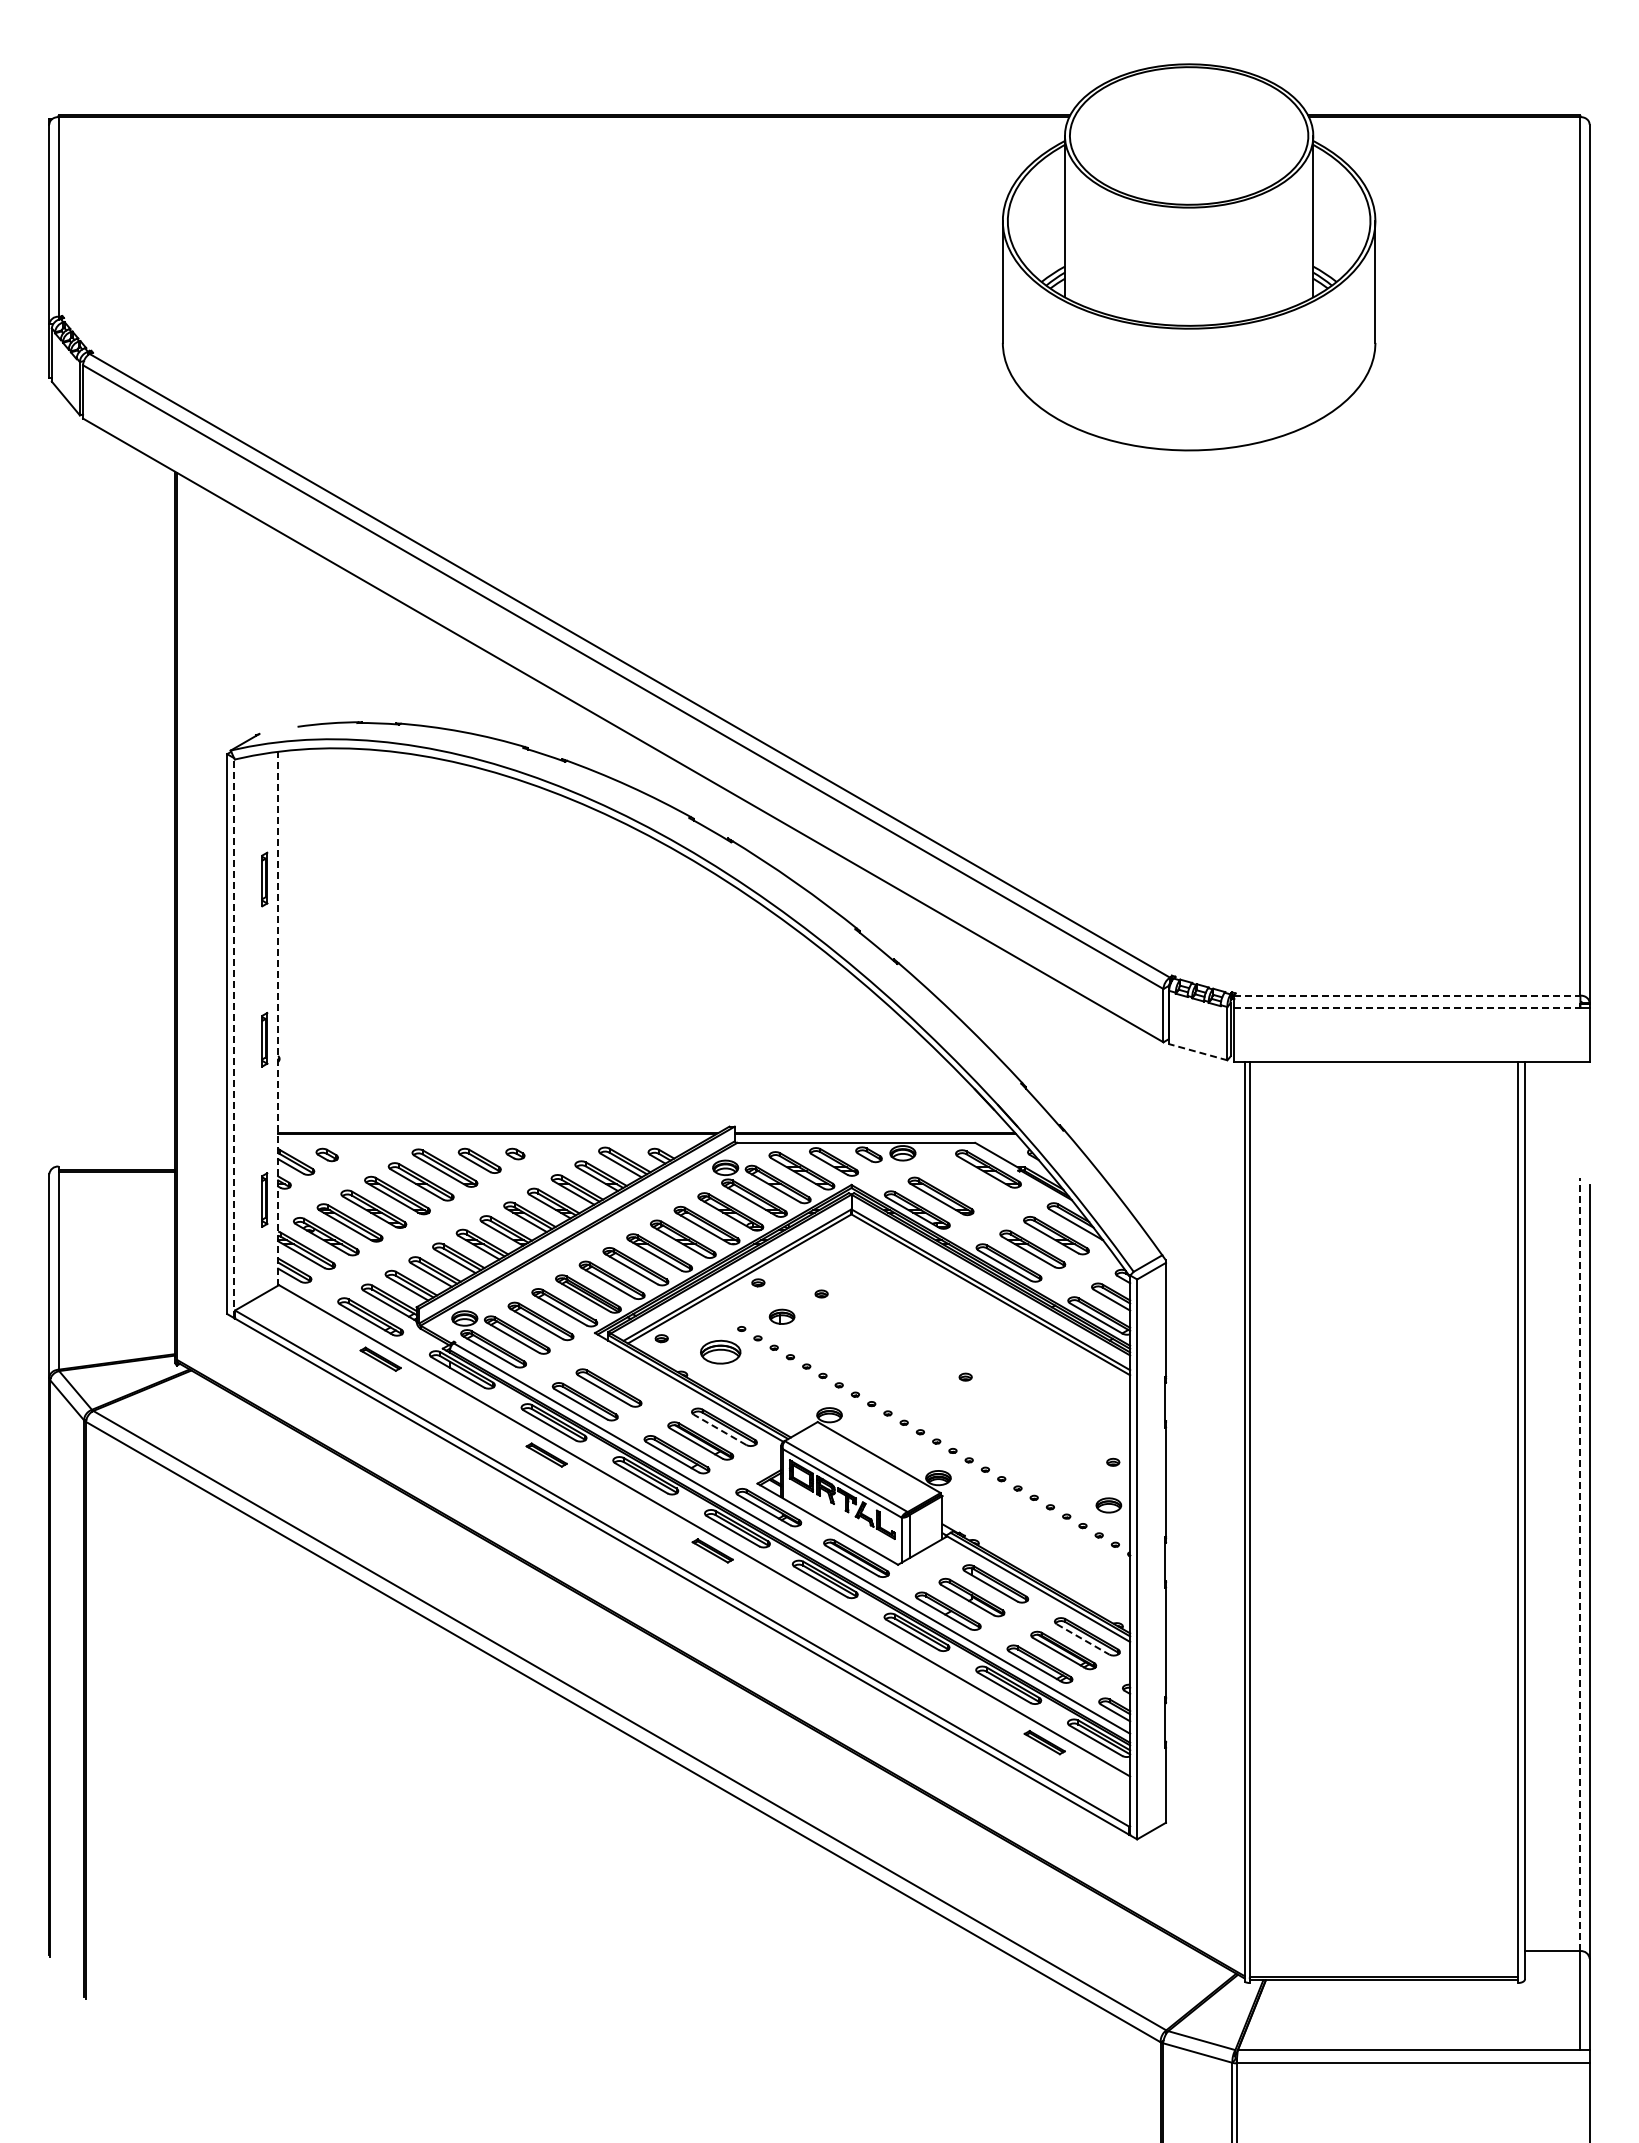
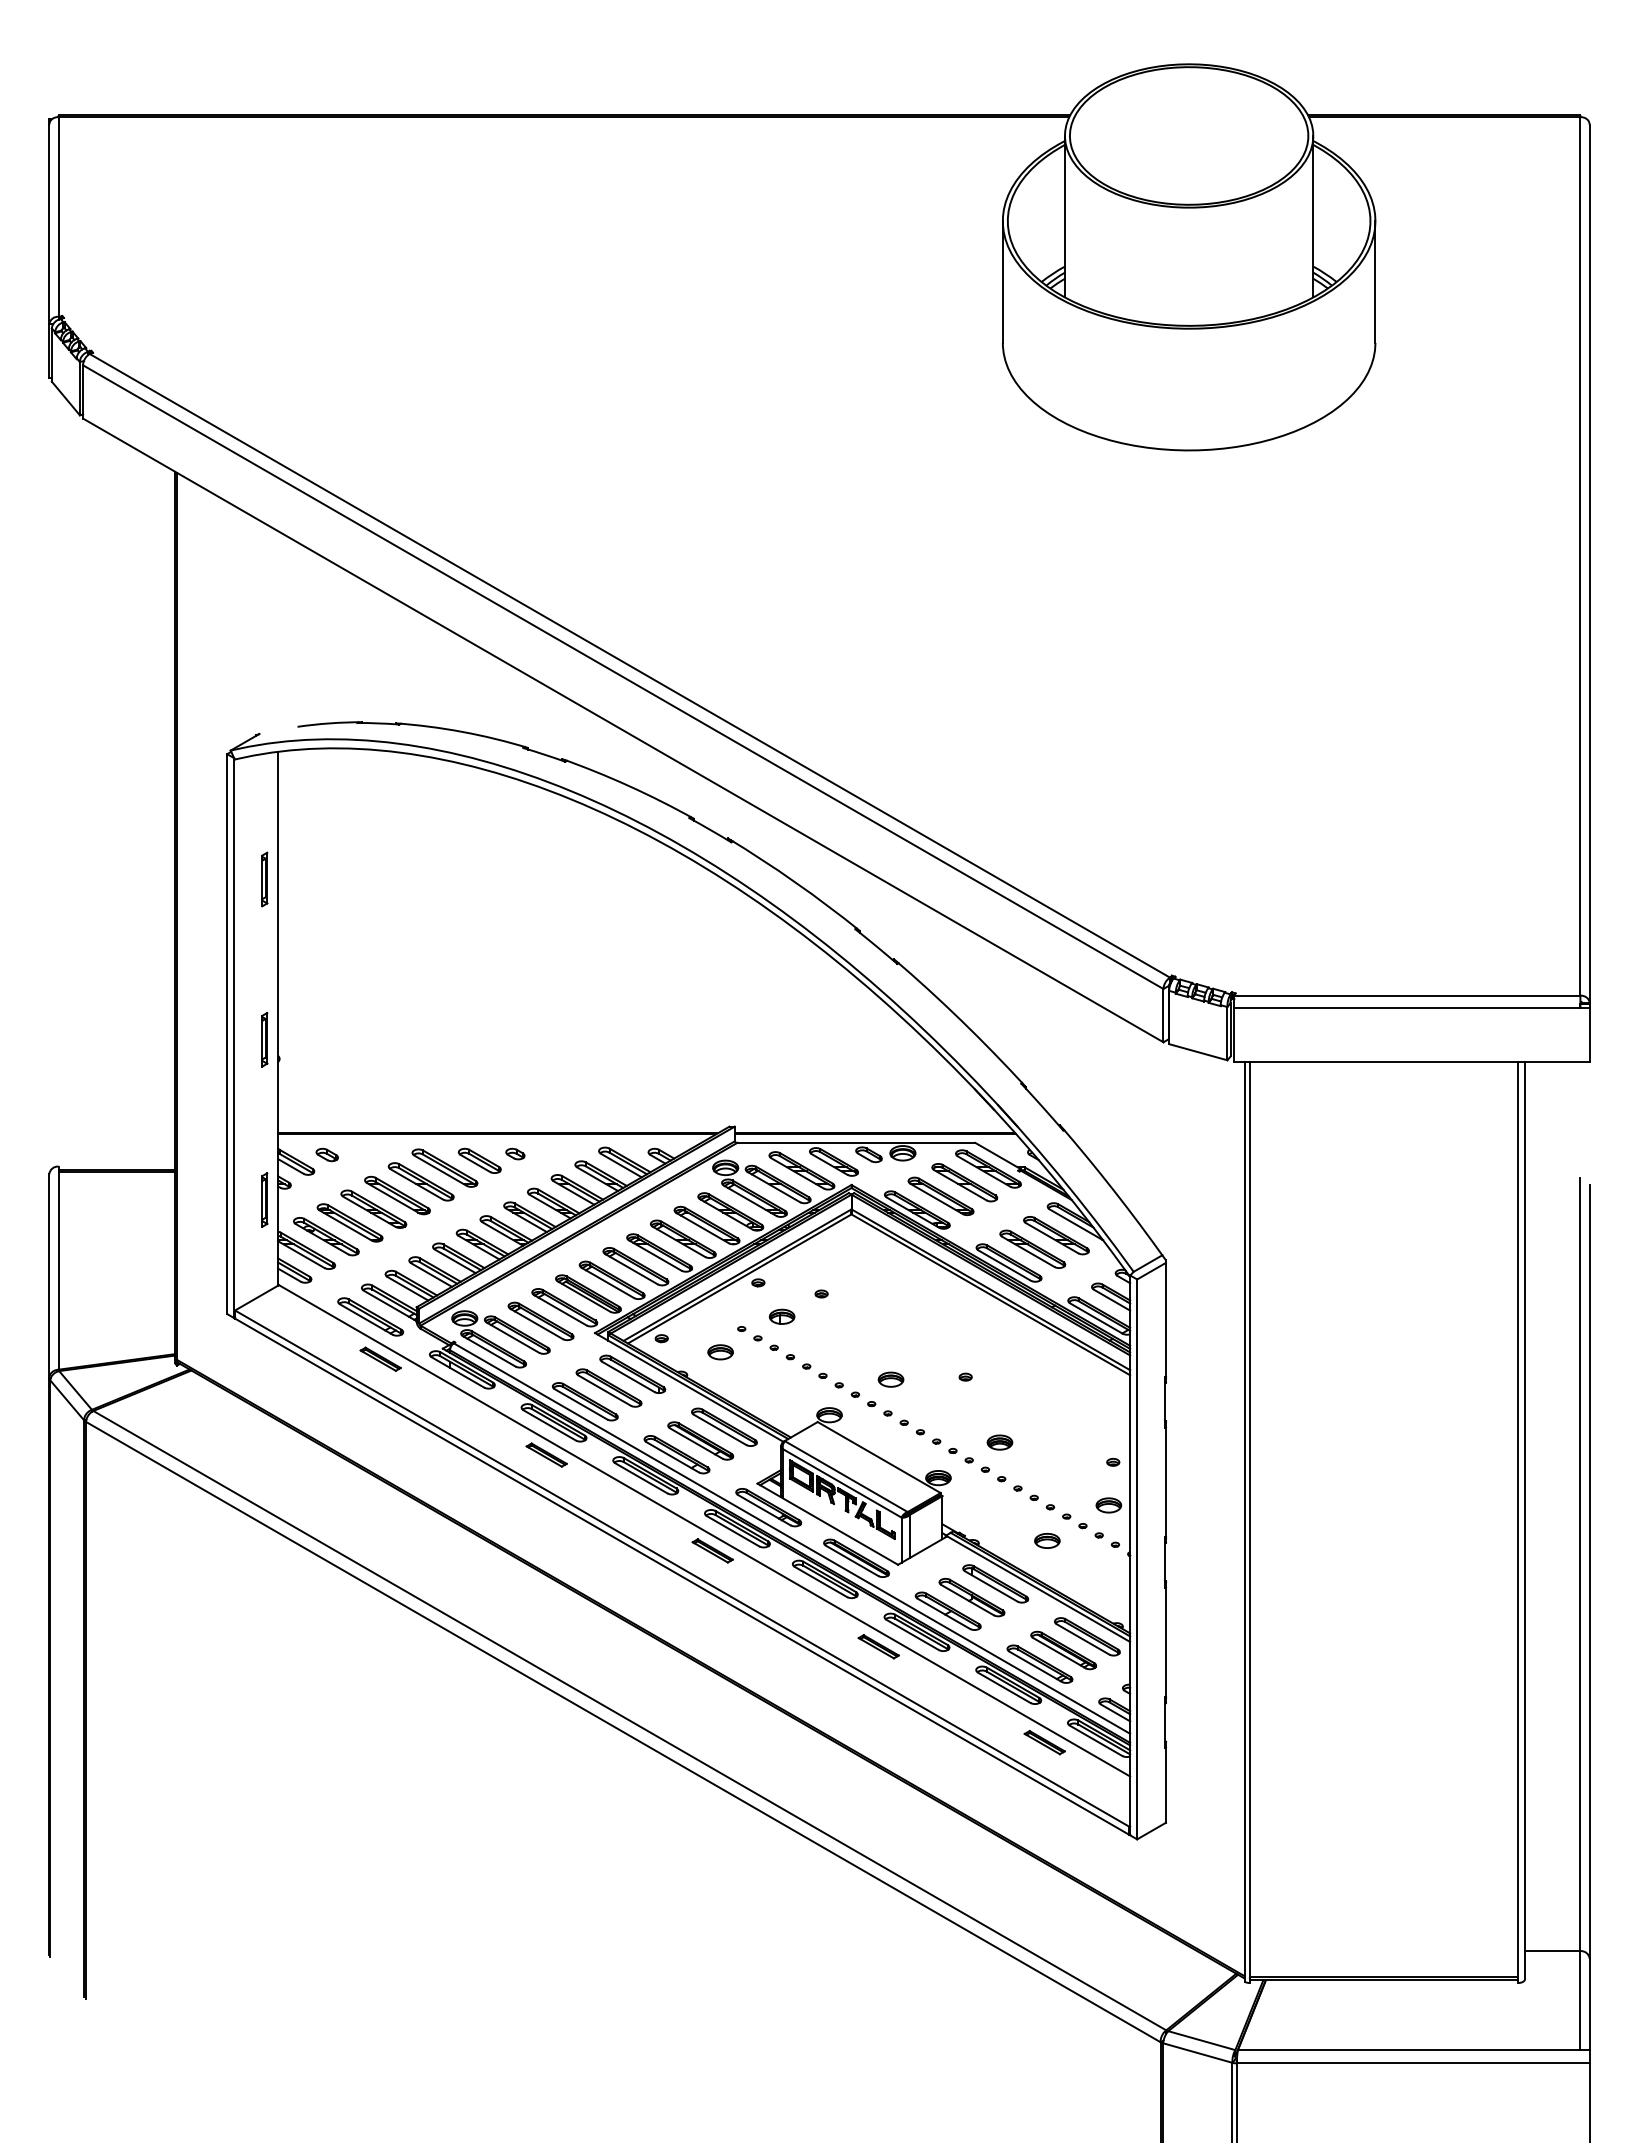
line: dashed -> solid (1407, 995)
line: dashed -> solid (1407, 1008)
line: dashed -> solid (278, 1018)
line: dashed -> solid (234, 1038)
line: dashed -> solid (1197, 1052)
part: none -> present (964, 1182)
part size: 42x26 px -> 27x17 px (720, 1352)
part: none -> present (632, 1373)
part: none -> present (890, 1379)
line: dashed -> solid (719, 1429)
part: none -> present (999, 1442)
part: none -> present (1047, 1540)
line: dashed -> solid (1580, 1564)
line: dashed -> solid (1083, 1639)
part: none -> present (878, 1646)
